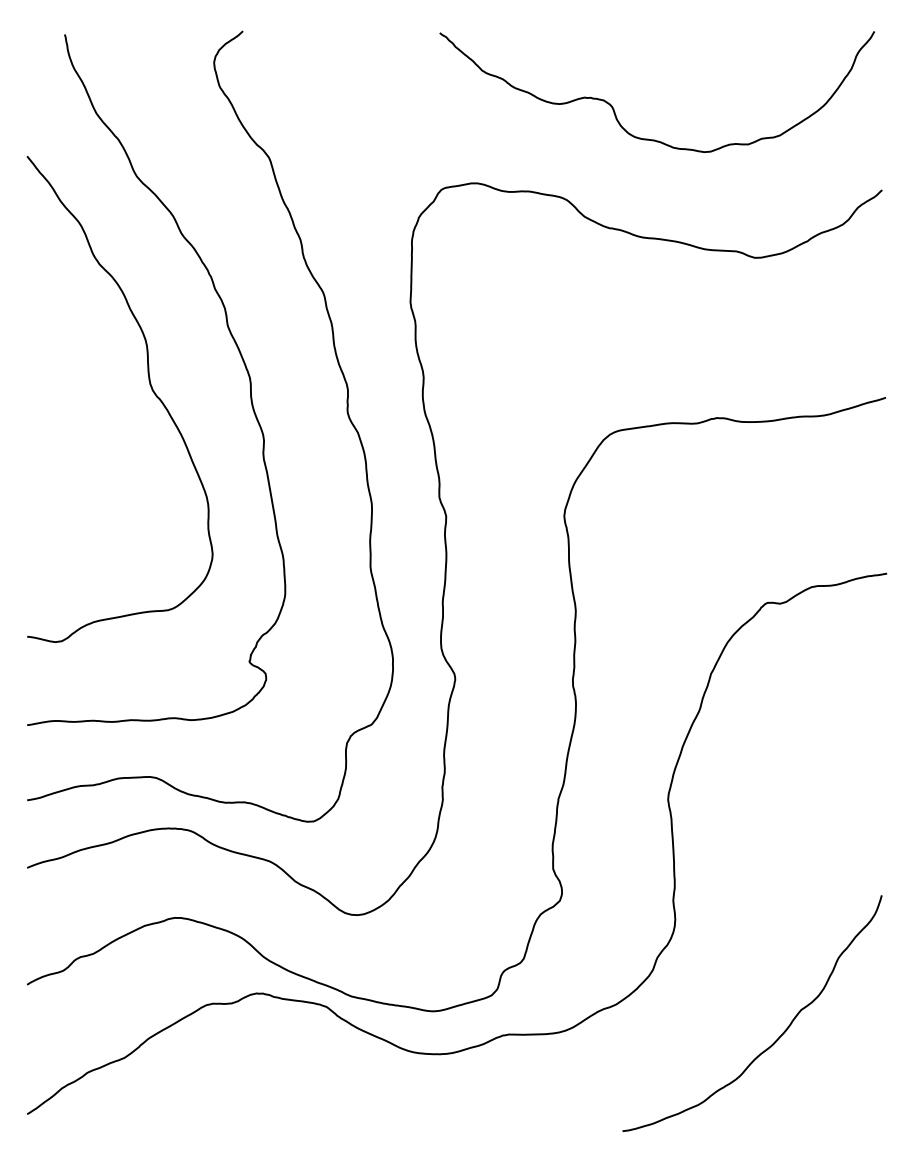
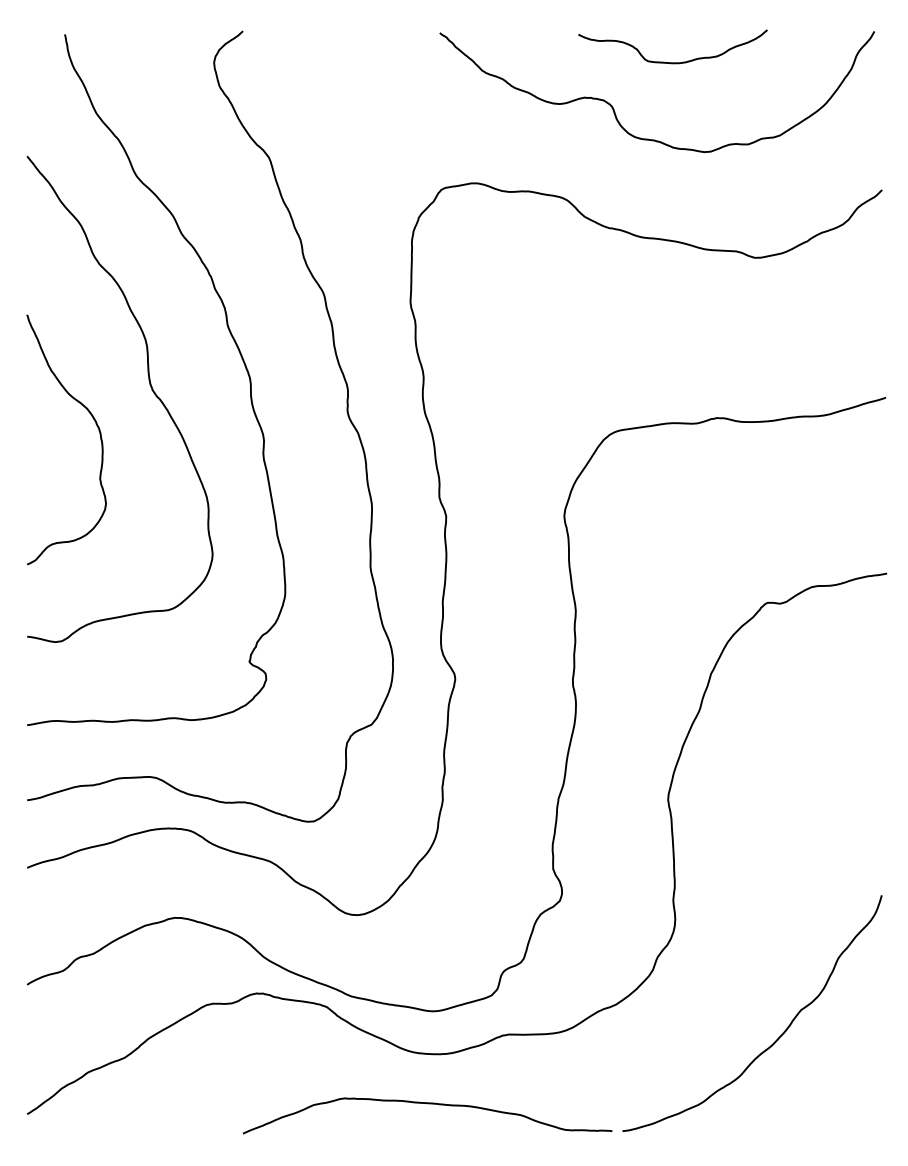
curve: none -> present (672, 62)
curve: none -> present (95, 424)
curve: none -> present (427, 1104)
